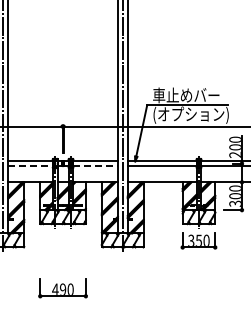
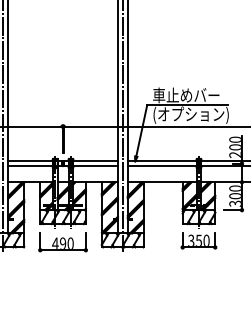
line: dashed -> solid (31, 165)
line: dashed -> solid (96, 165)
part position: (62, 288) -> (62, 242) (62, 242)
